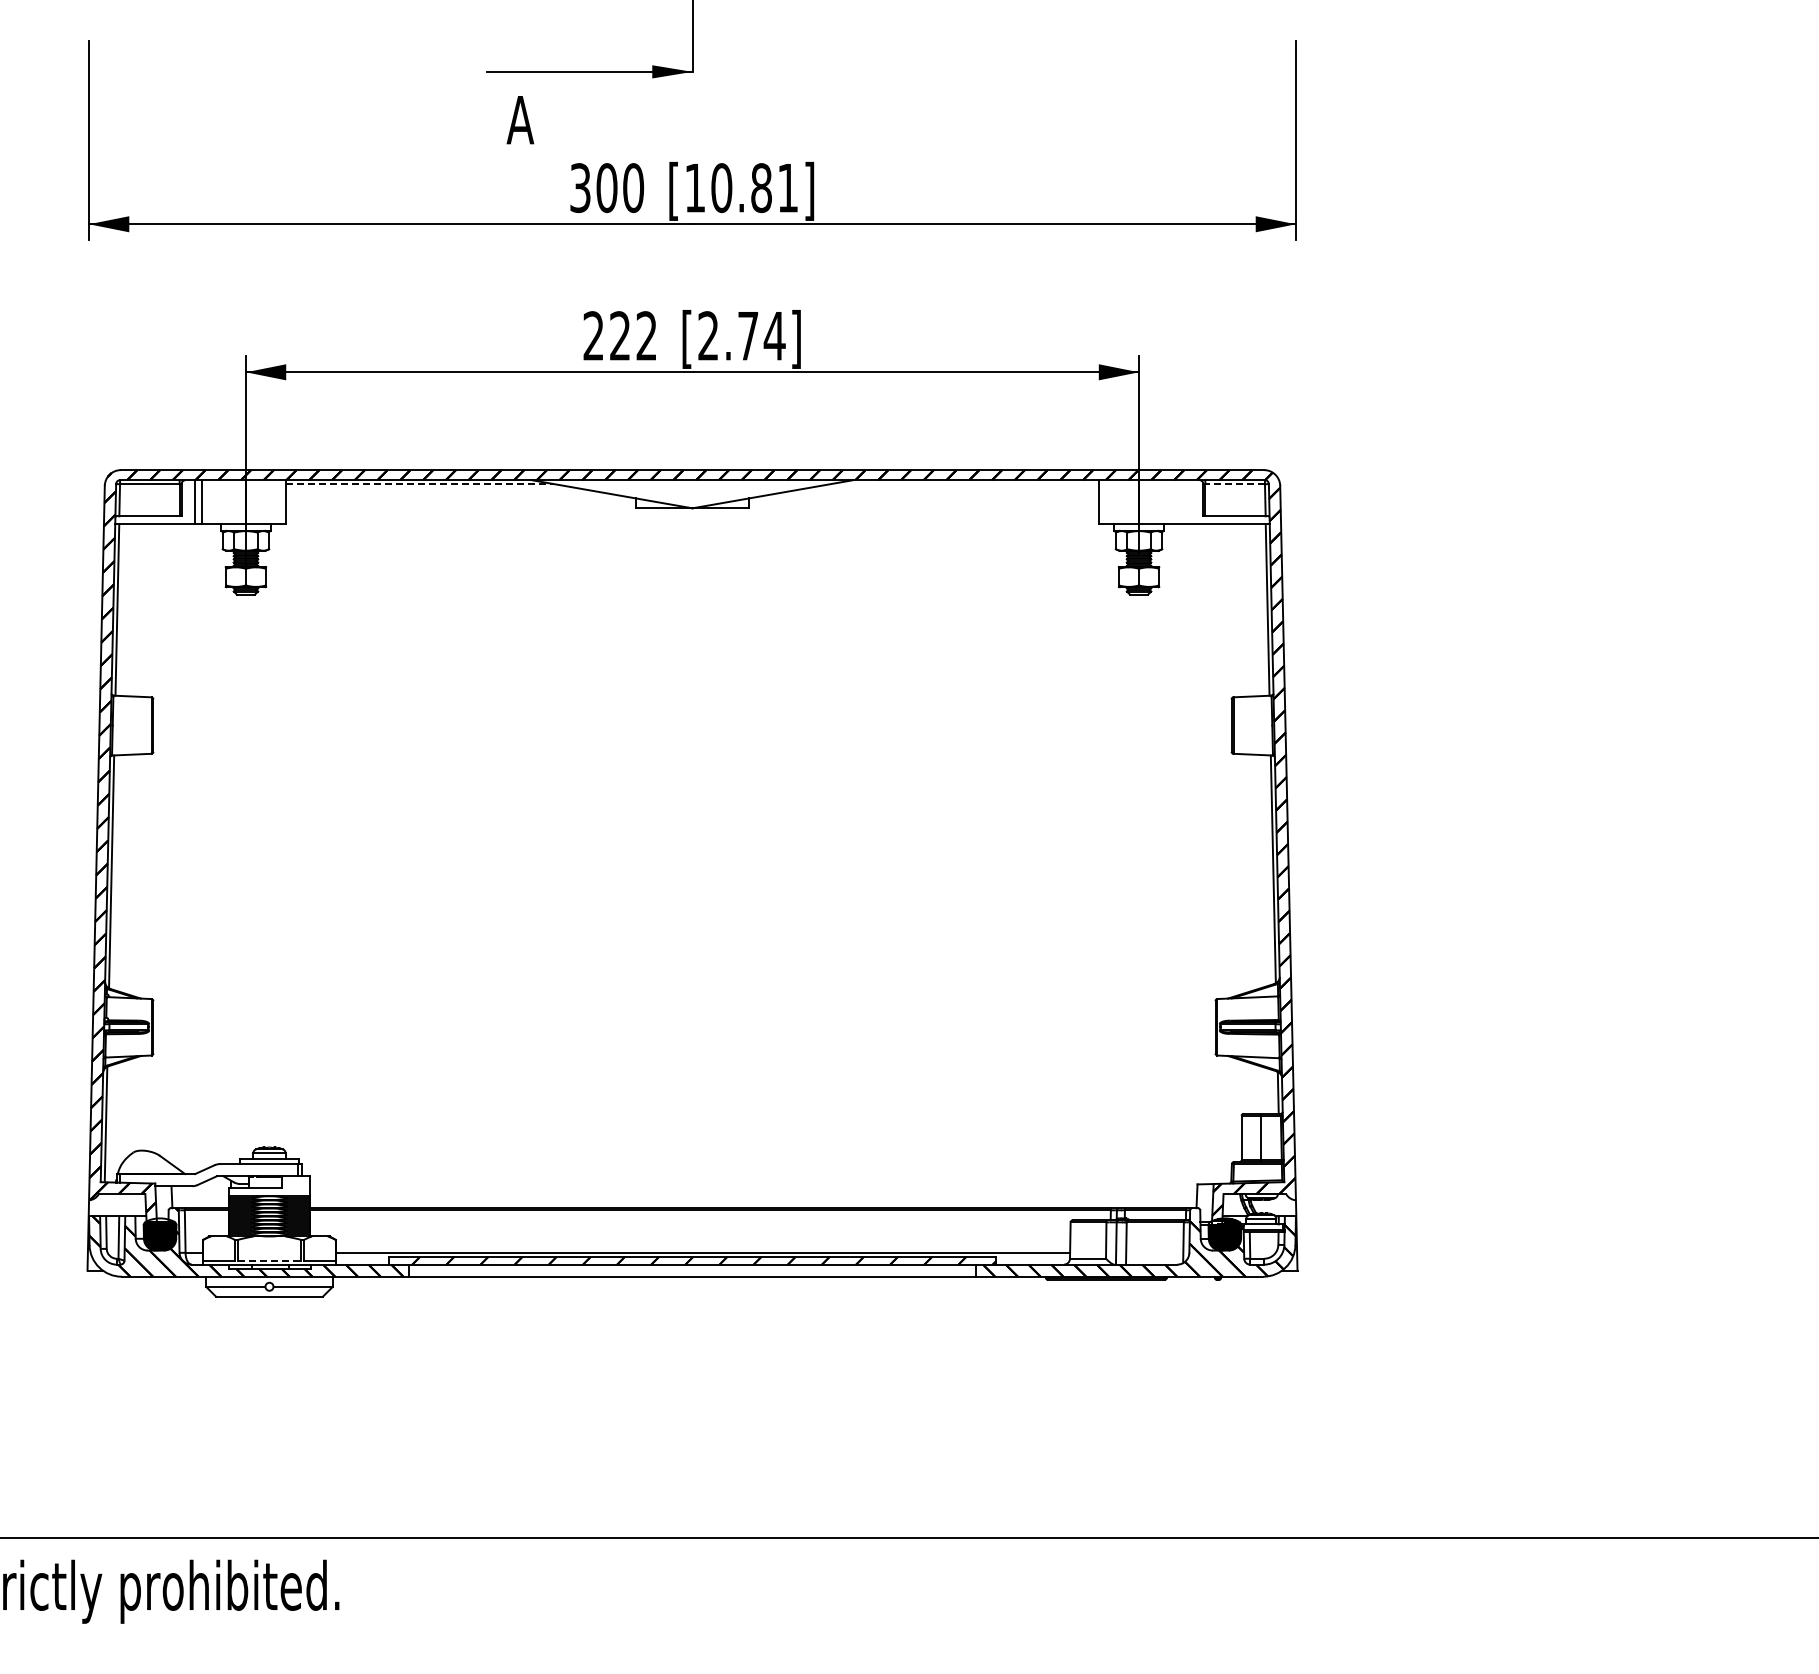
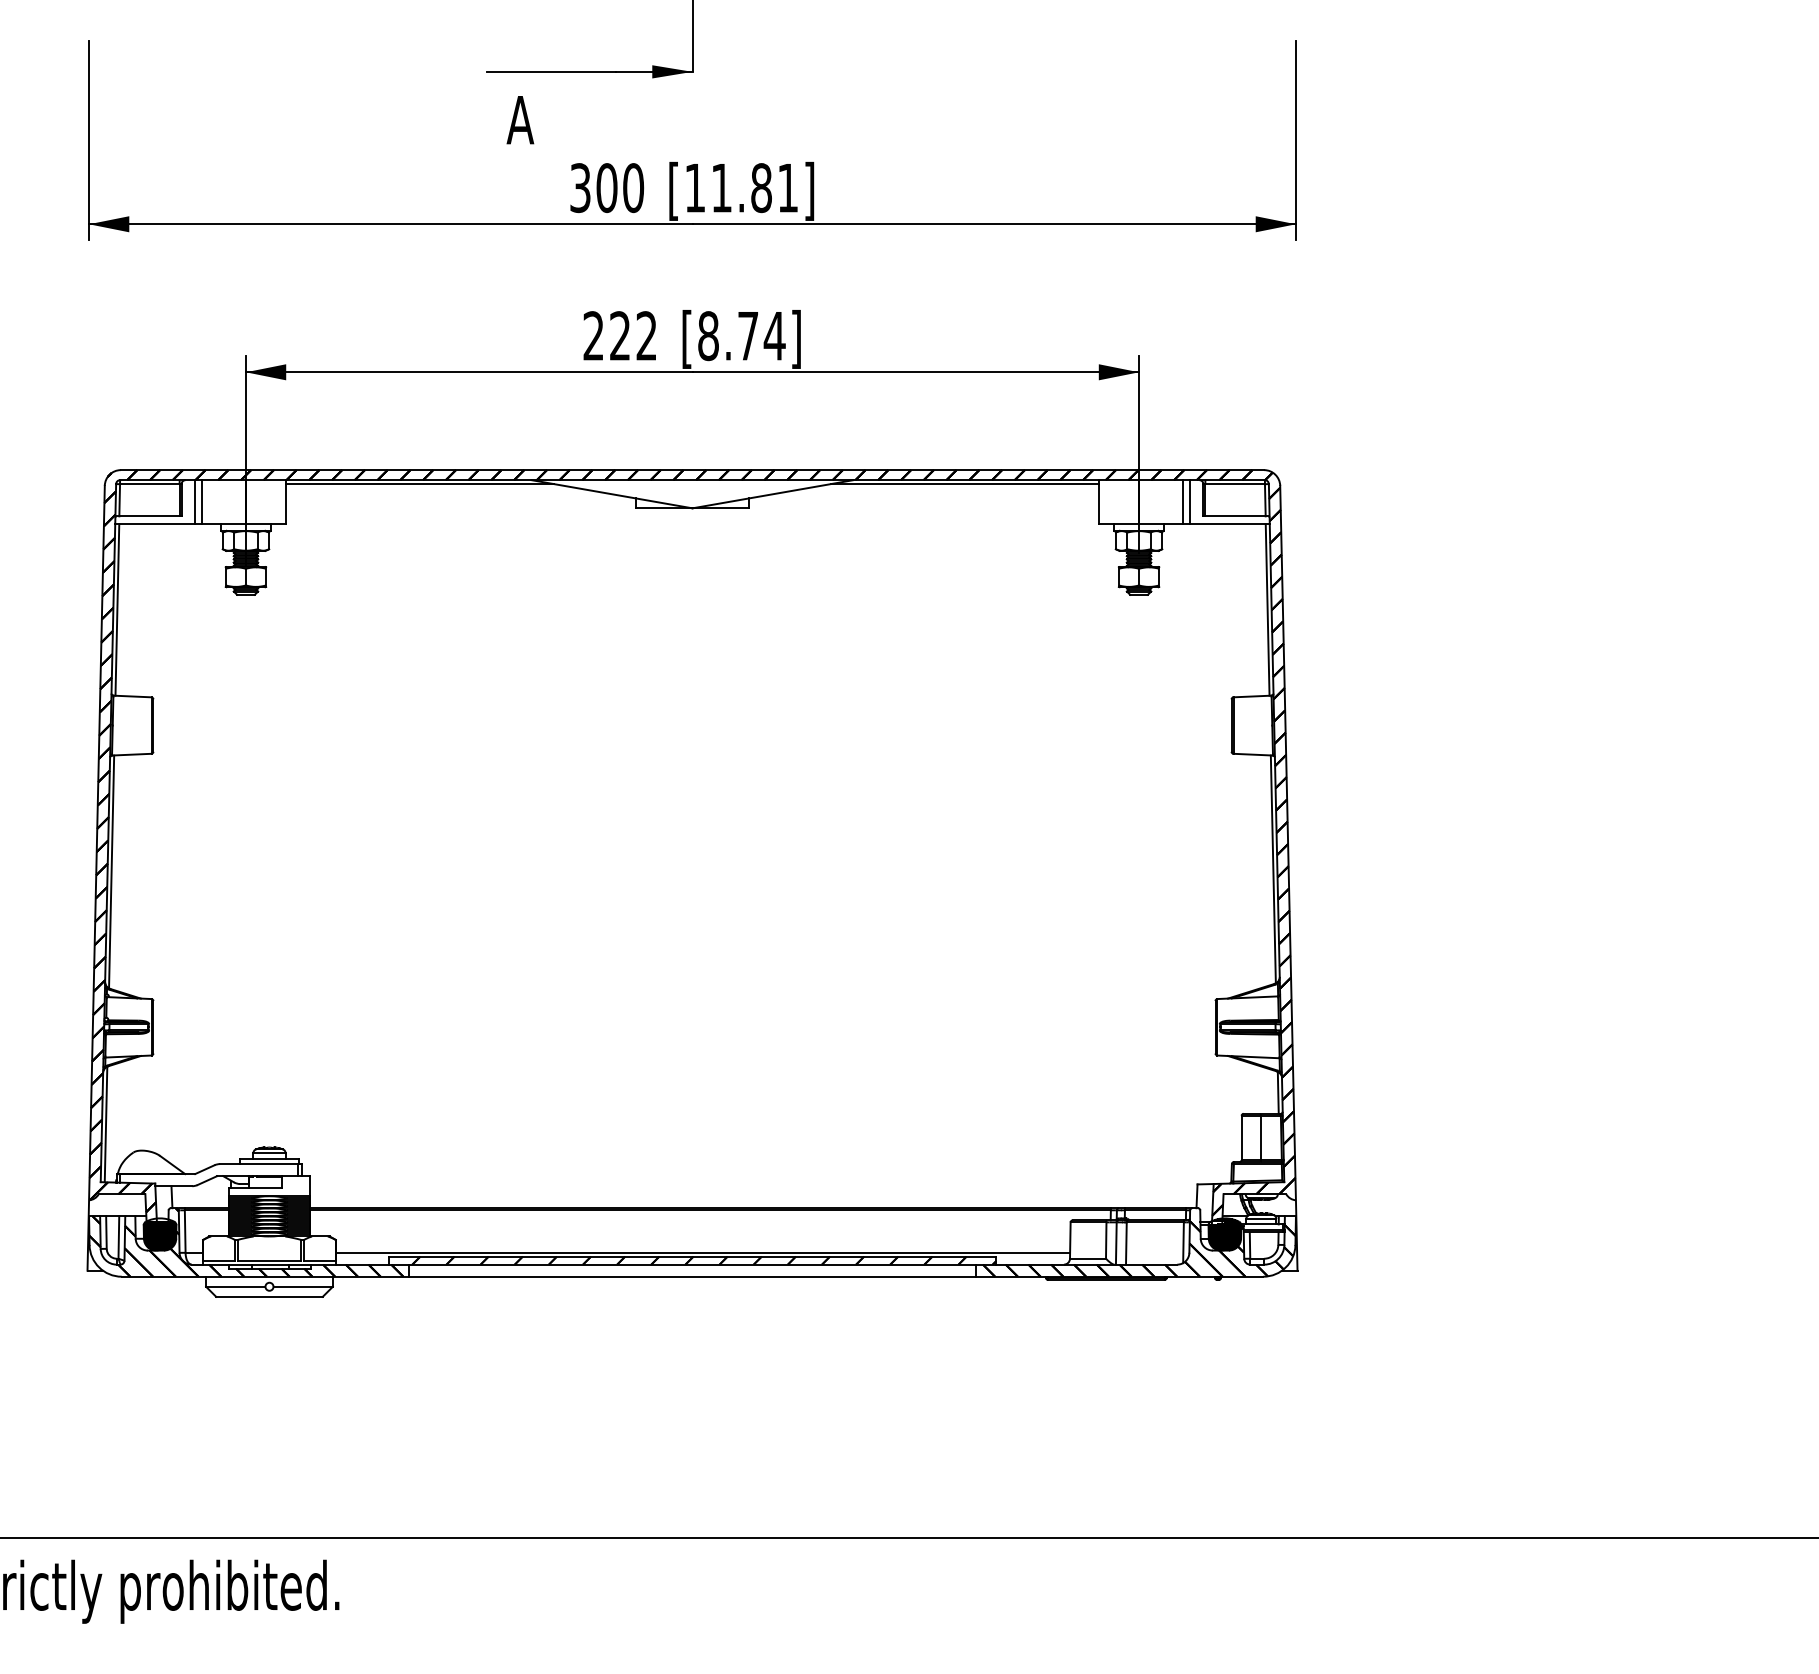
text: [10.81] -> [11.81] (721, 188)
text: [2.74] -> [8.74] (708, 336)
line: dashed -> solid (420, 484)
line: none -> present (964, 484)
line: dashed -> solid (1234, 484)
line: none -> present (1183, 502)
line: none -> present (1189, 502)
line: dashed -> solid (269, 1260)
